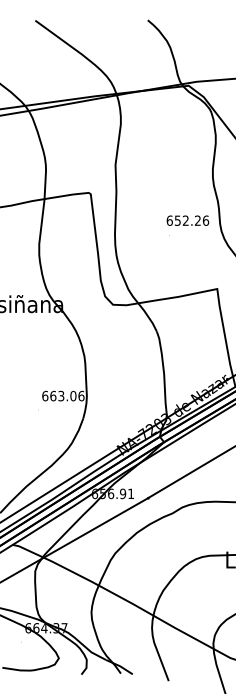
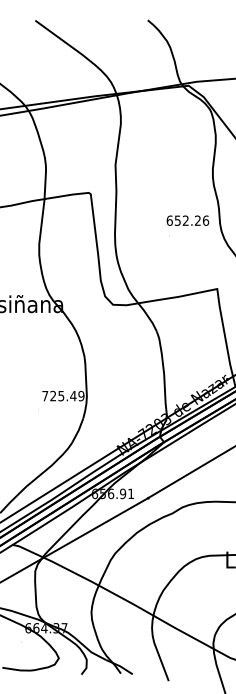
text: 663.06 -> 725.49 (63, 395)
